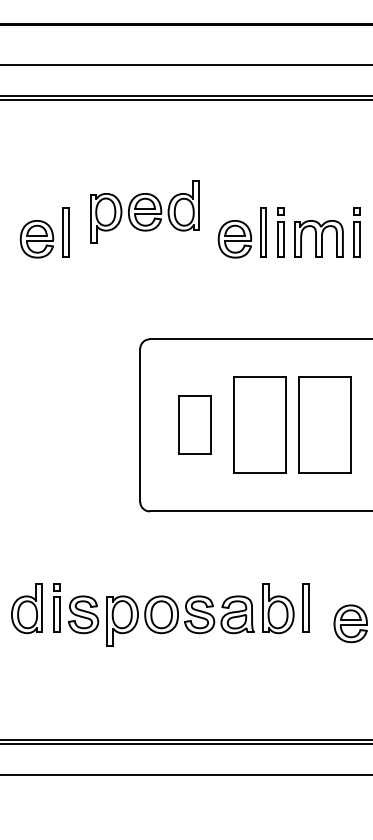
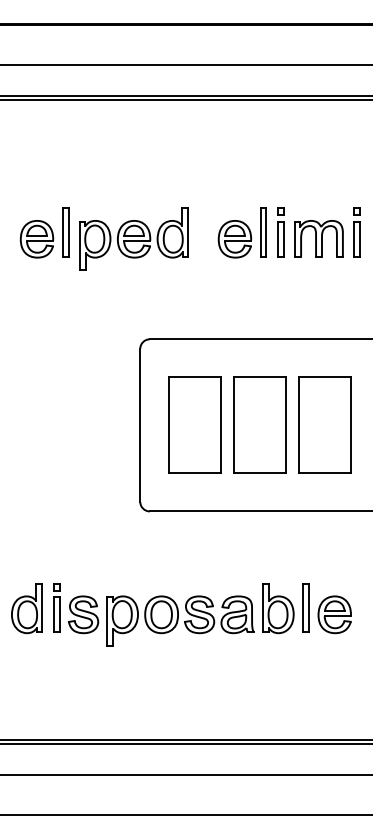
part position: (144, 211) -> (133, 238) (133, 238)
part size: 34x60 px -> 54x98 px (194, 424)
part position: (350, 623) -> (334, 614) (334, 614)
line: none -> present (185, 814)
